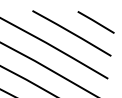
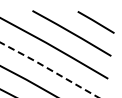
line: solid -> dashed (49, 69)
